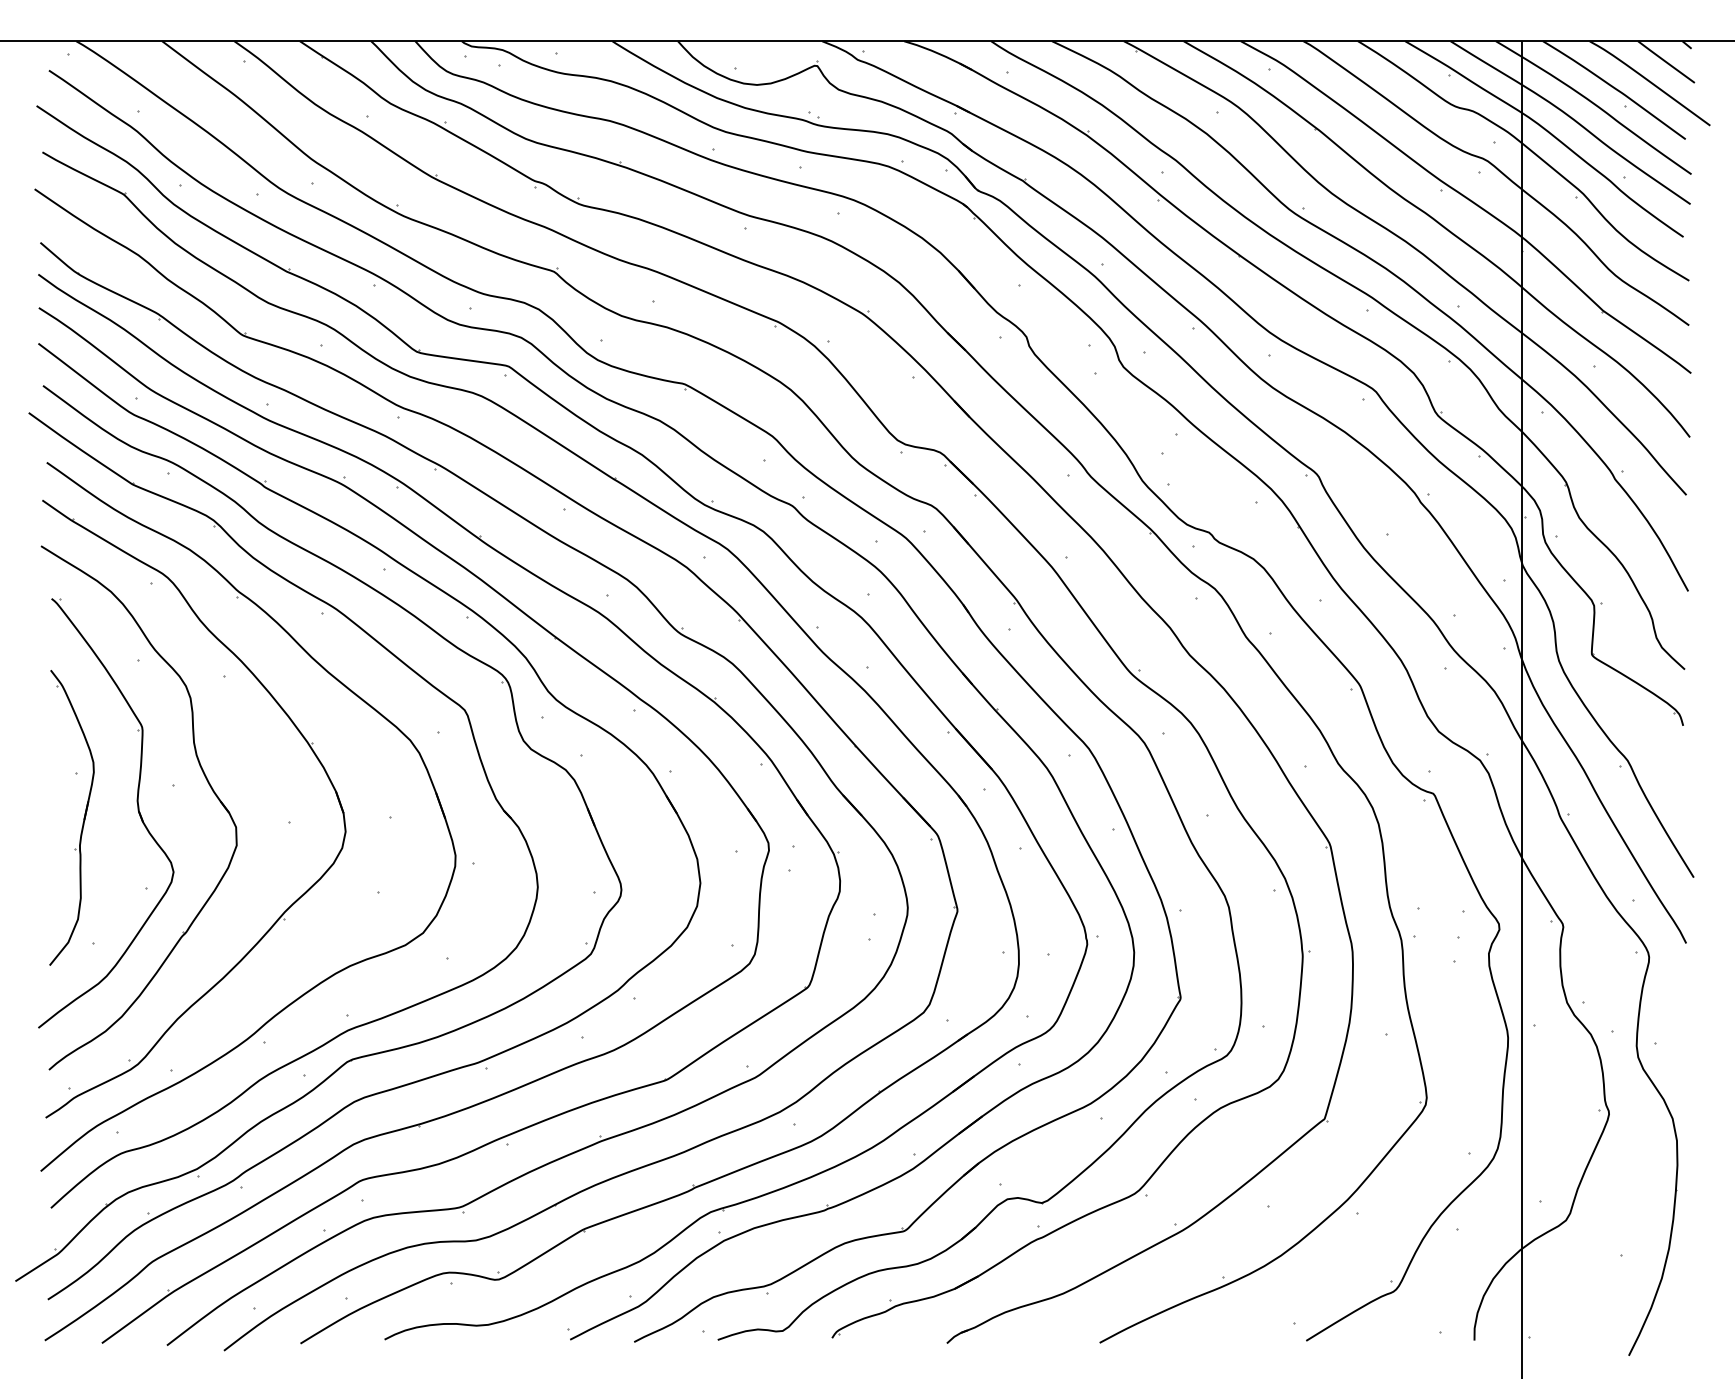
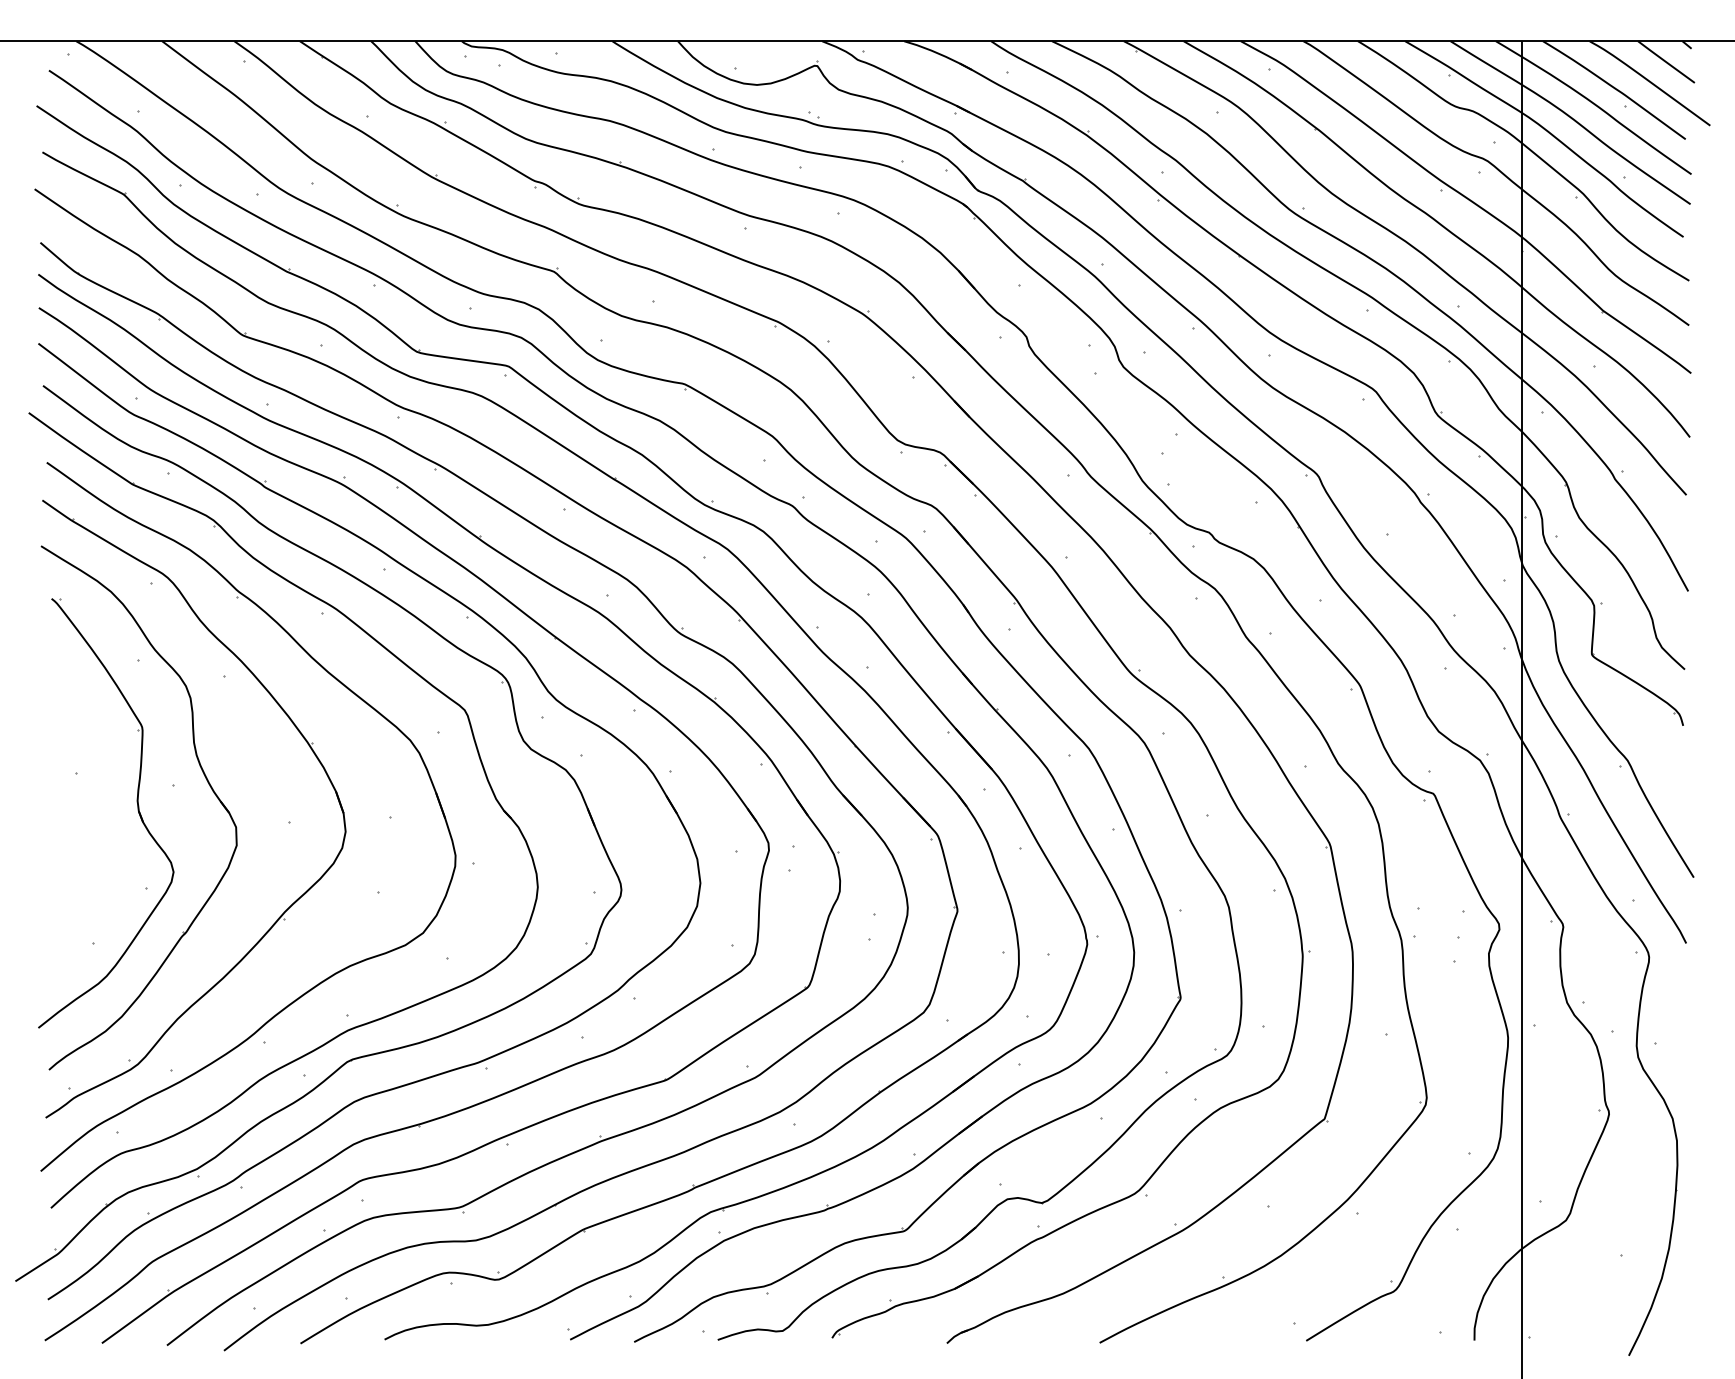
part: present -> none (83, 817)
